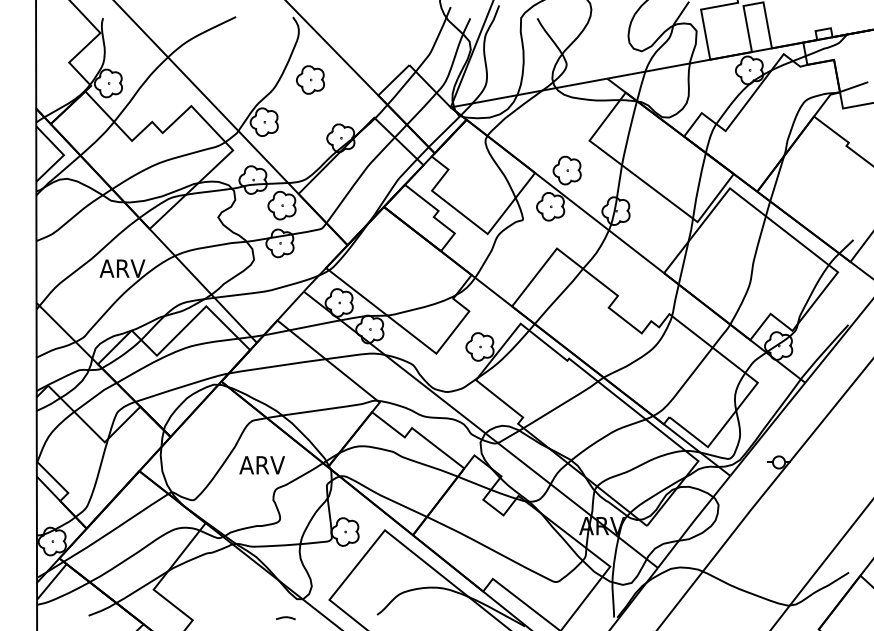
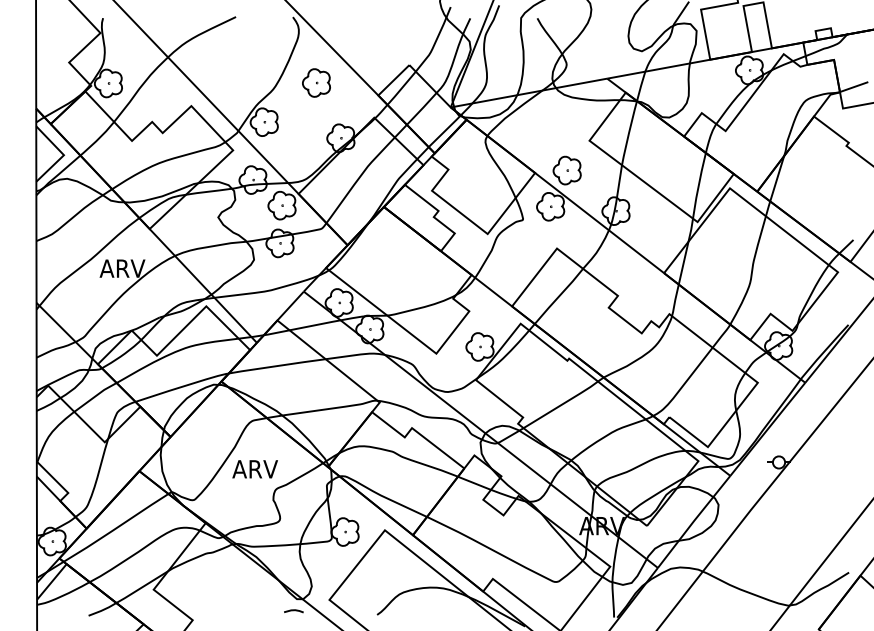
part position: (310, 79) -> (316, 82) (316, 82)
text position: (261, 465) -> (254, 469) (254, 469)
line position: (285, 618) -> (293, 611) (293, 611)
